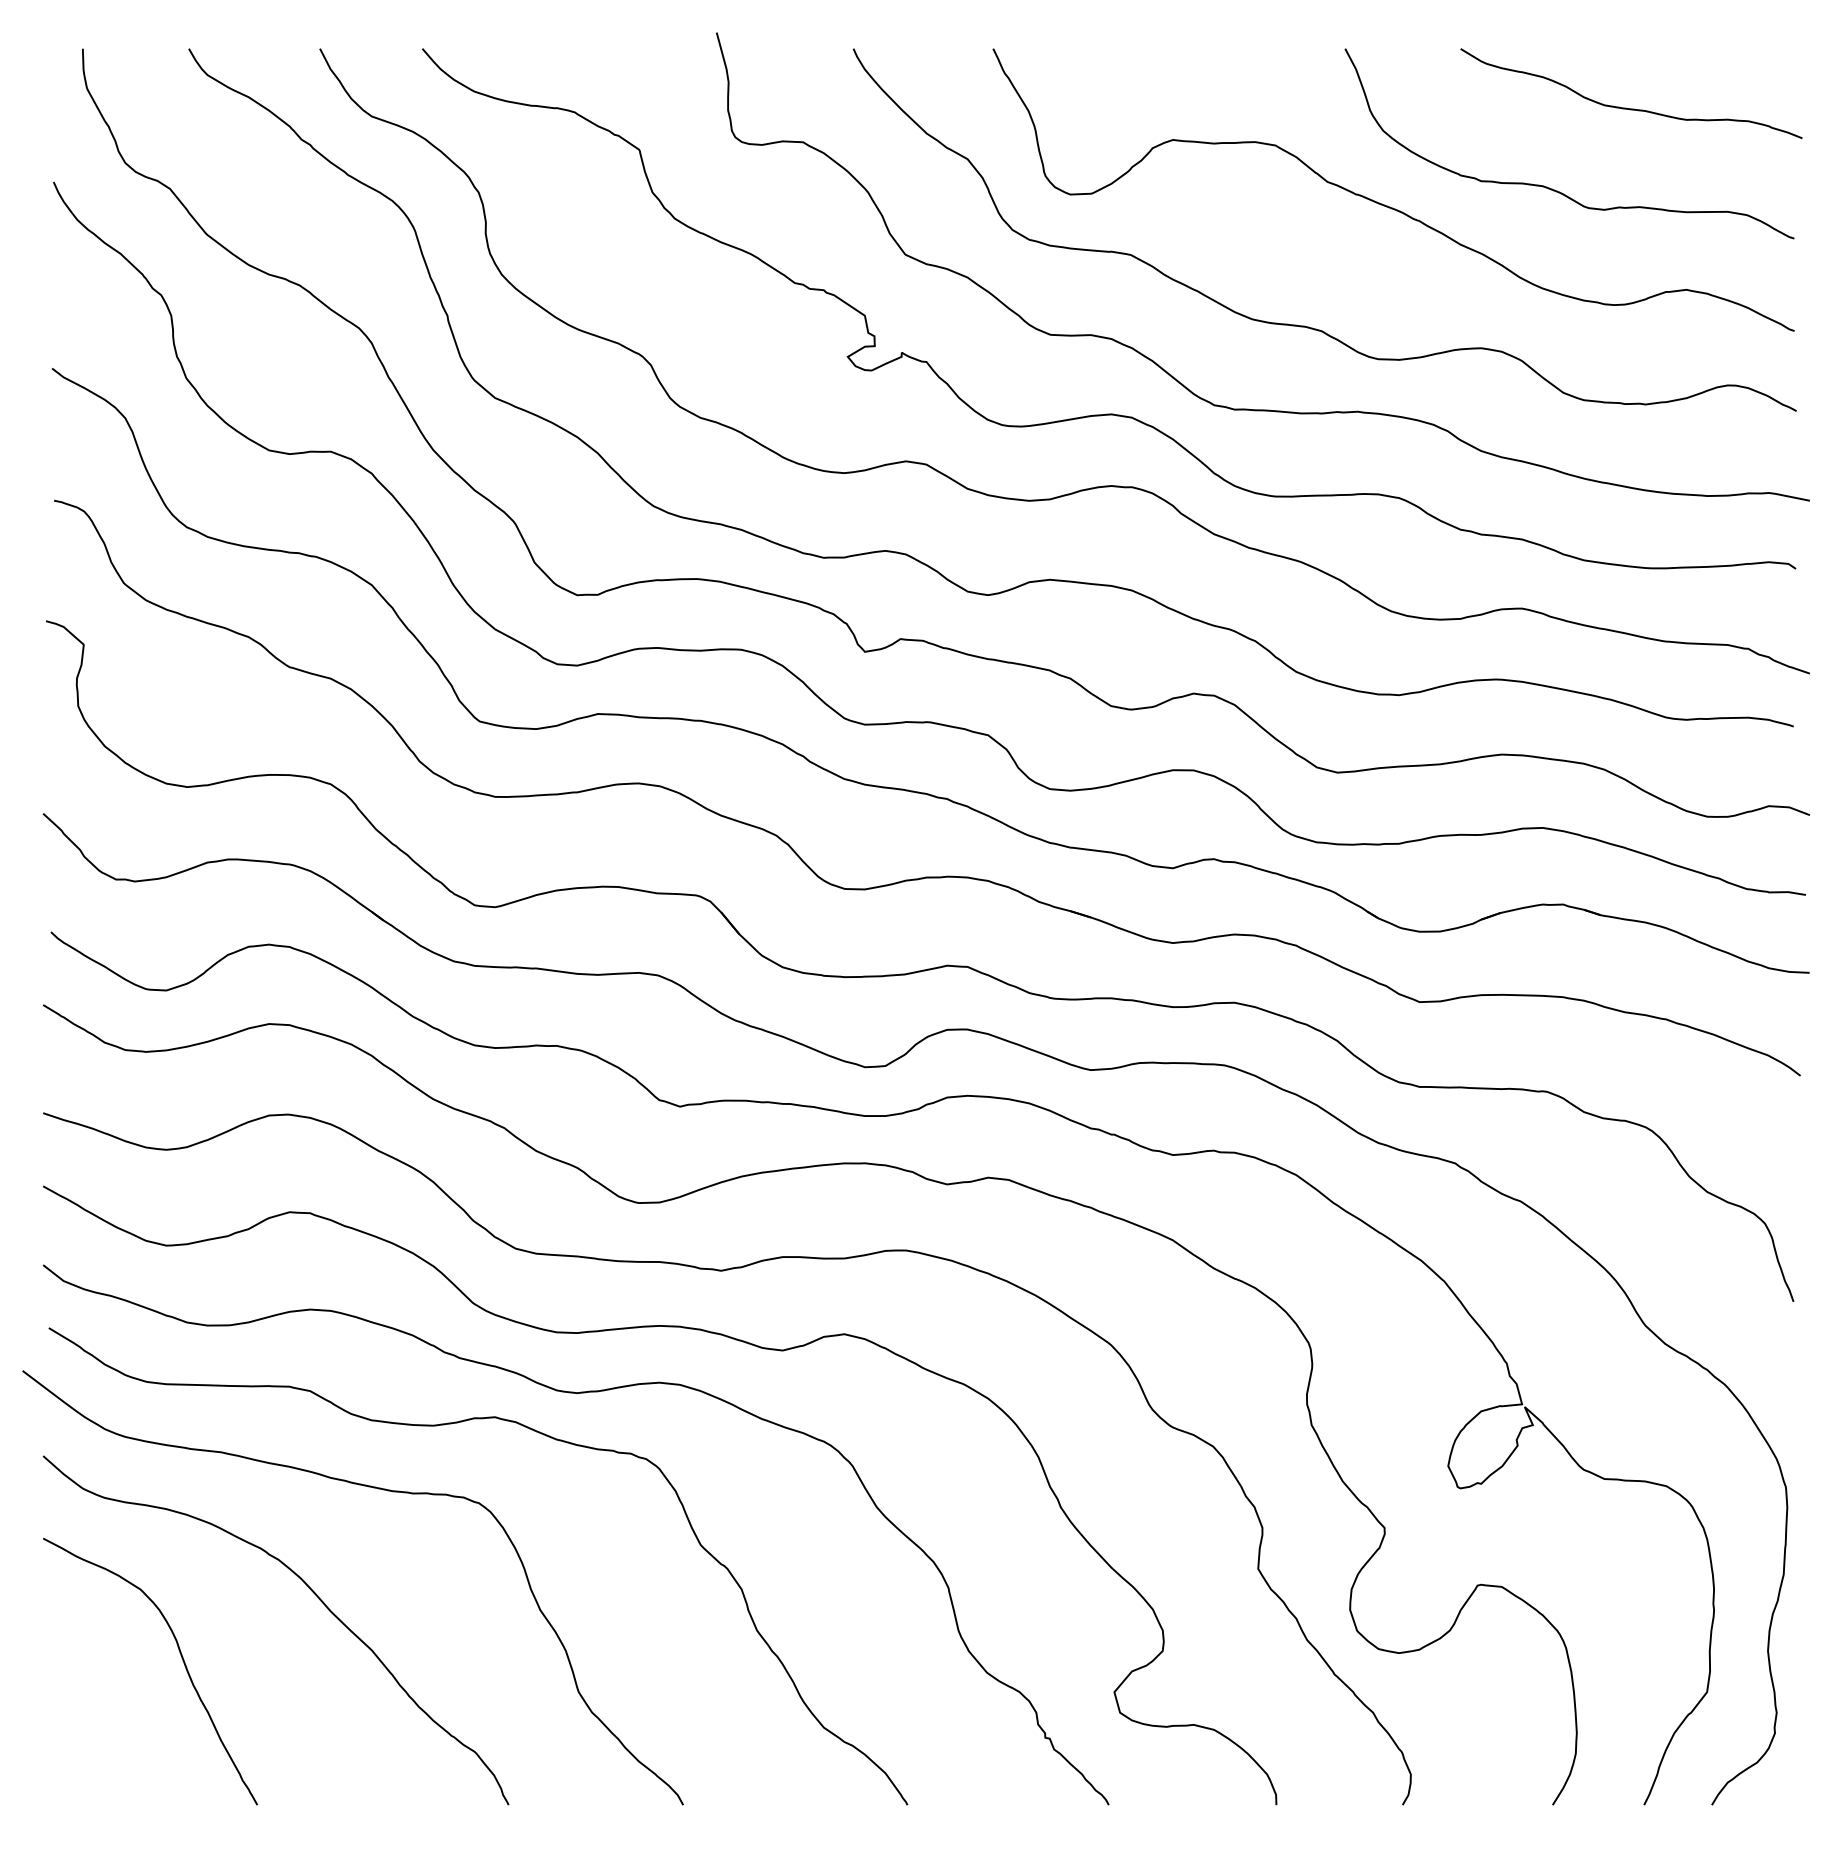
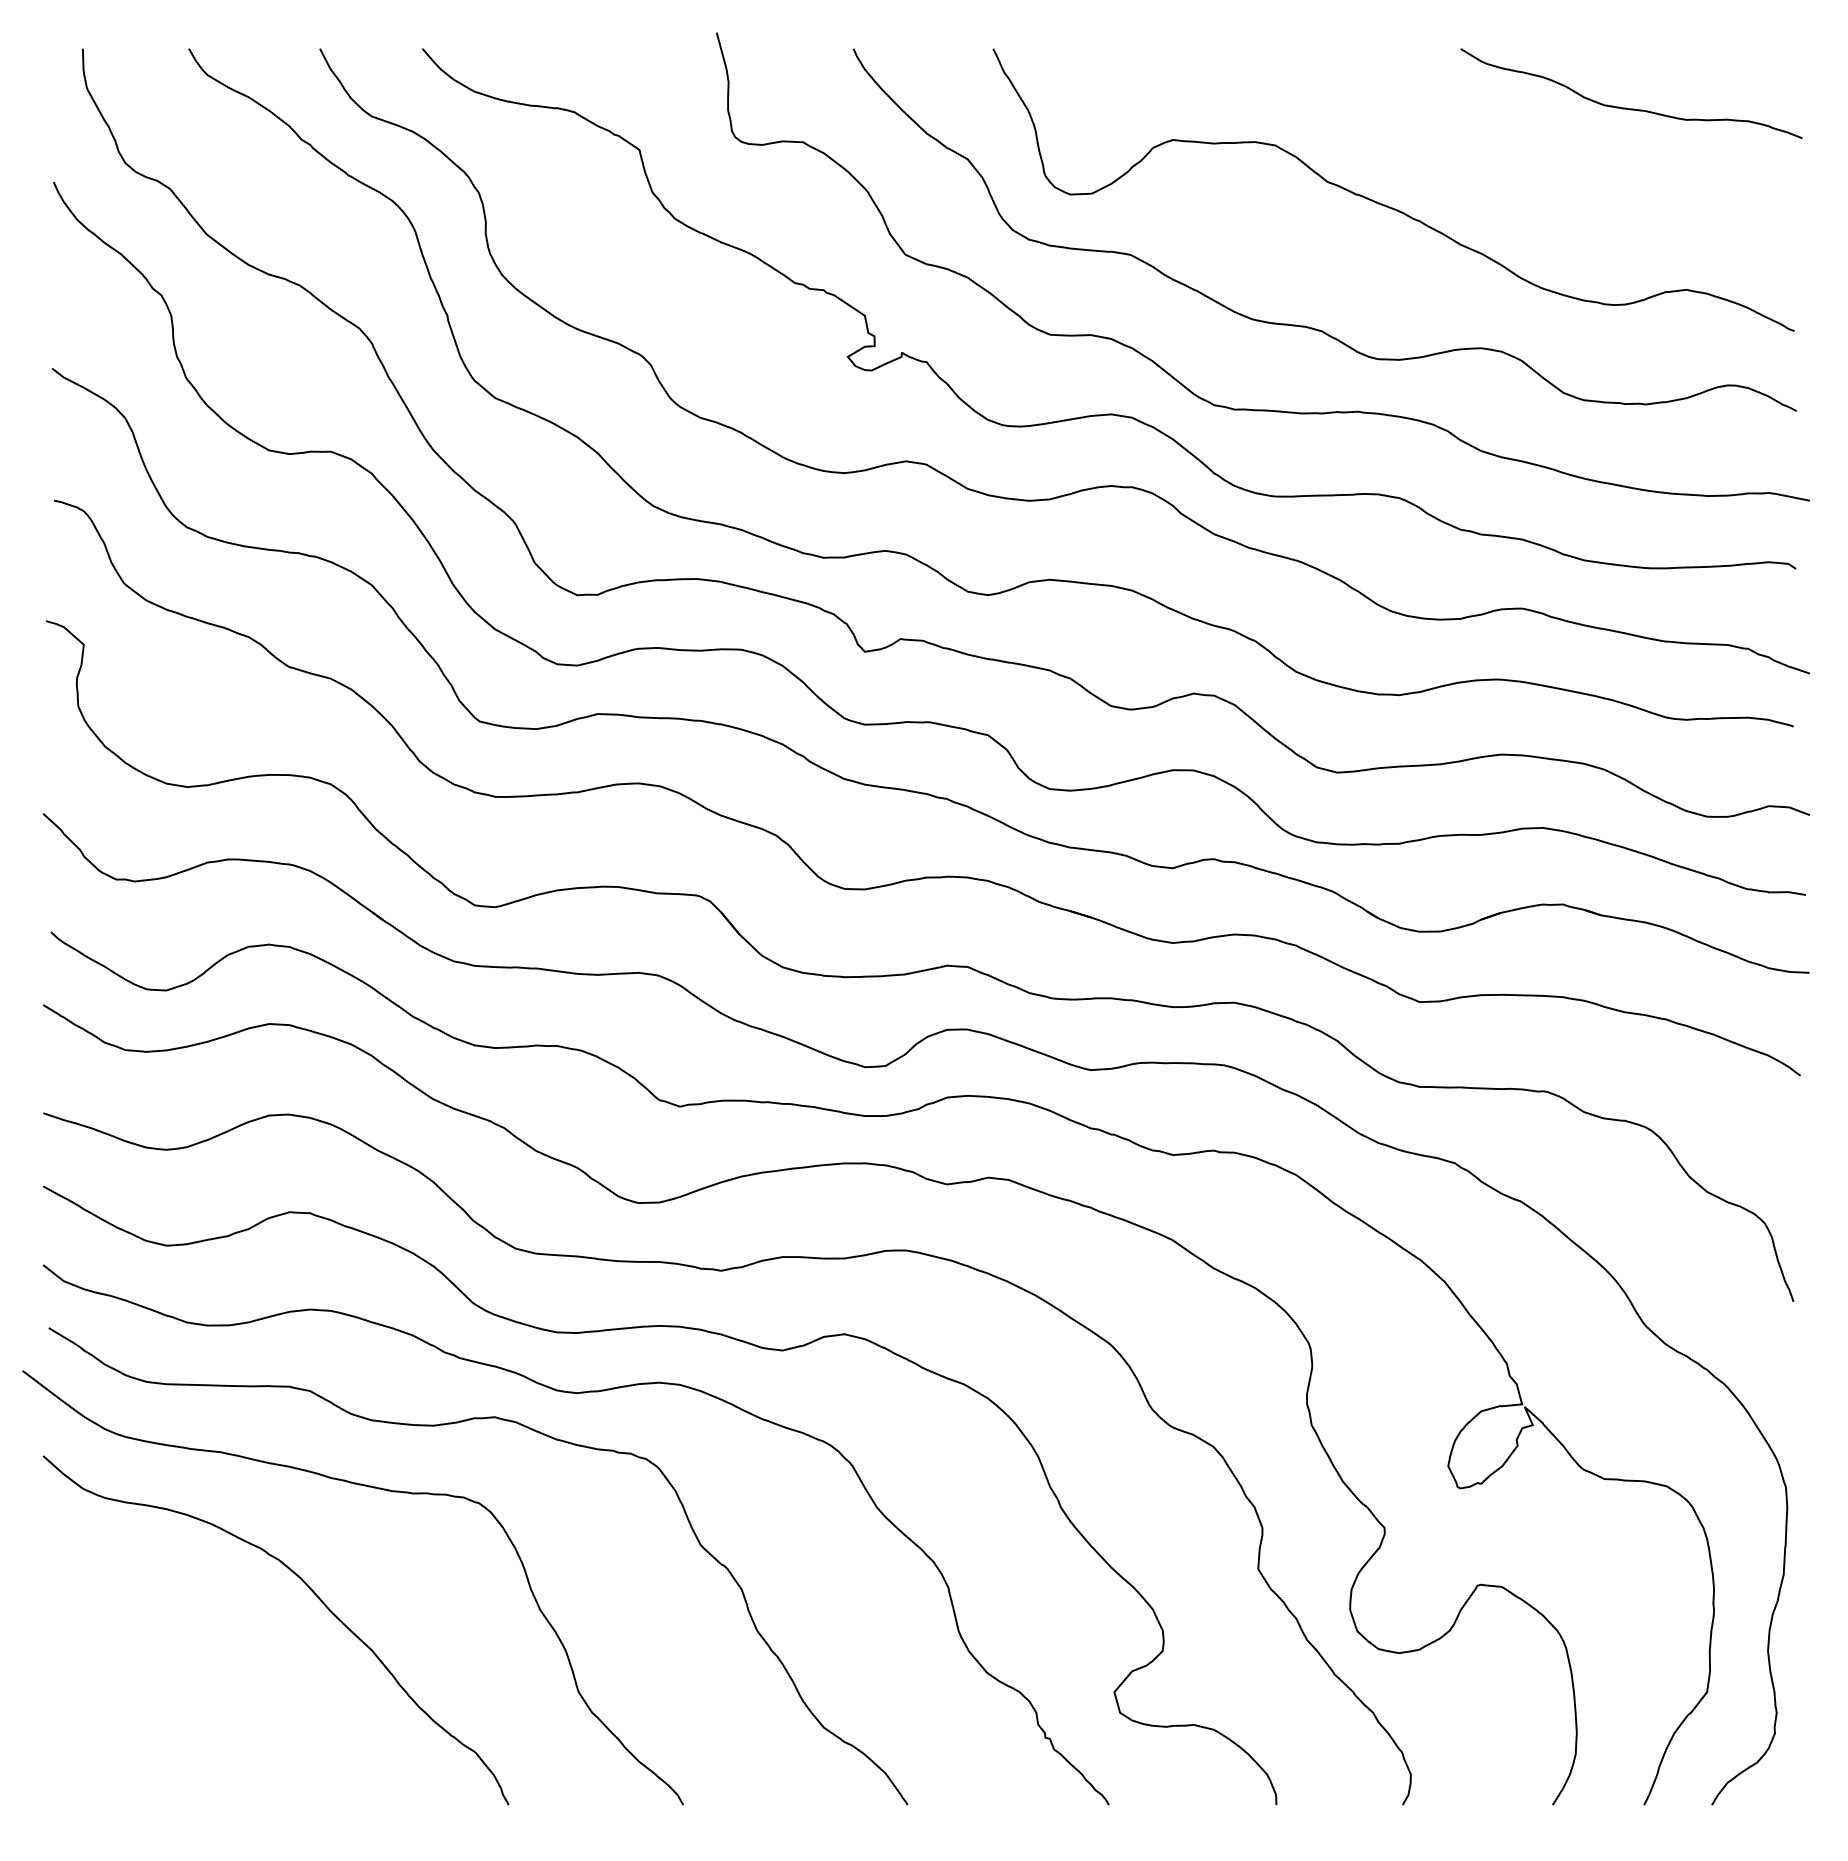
curve: present -> none (1552, 188)
curve: present -> none (181, 1658)
